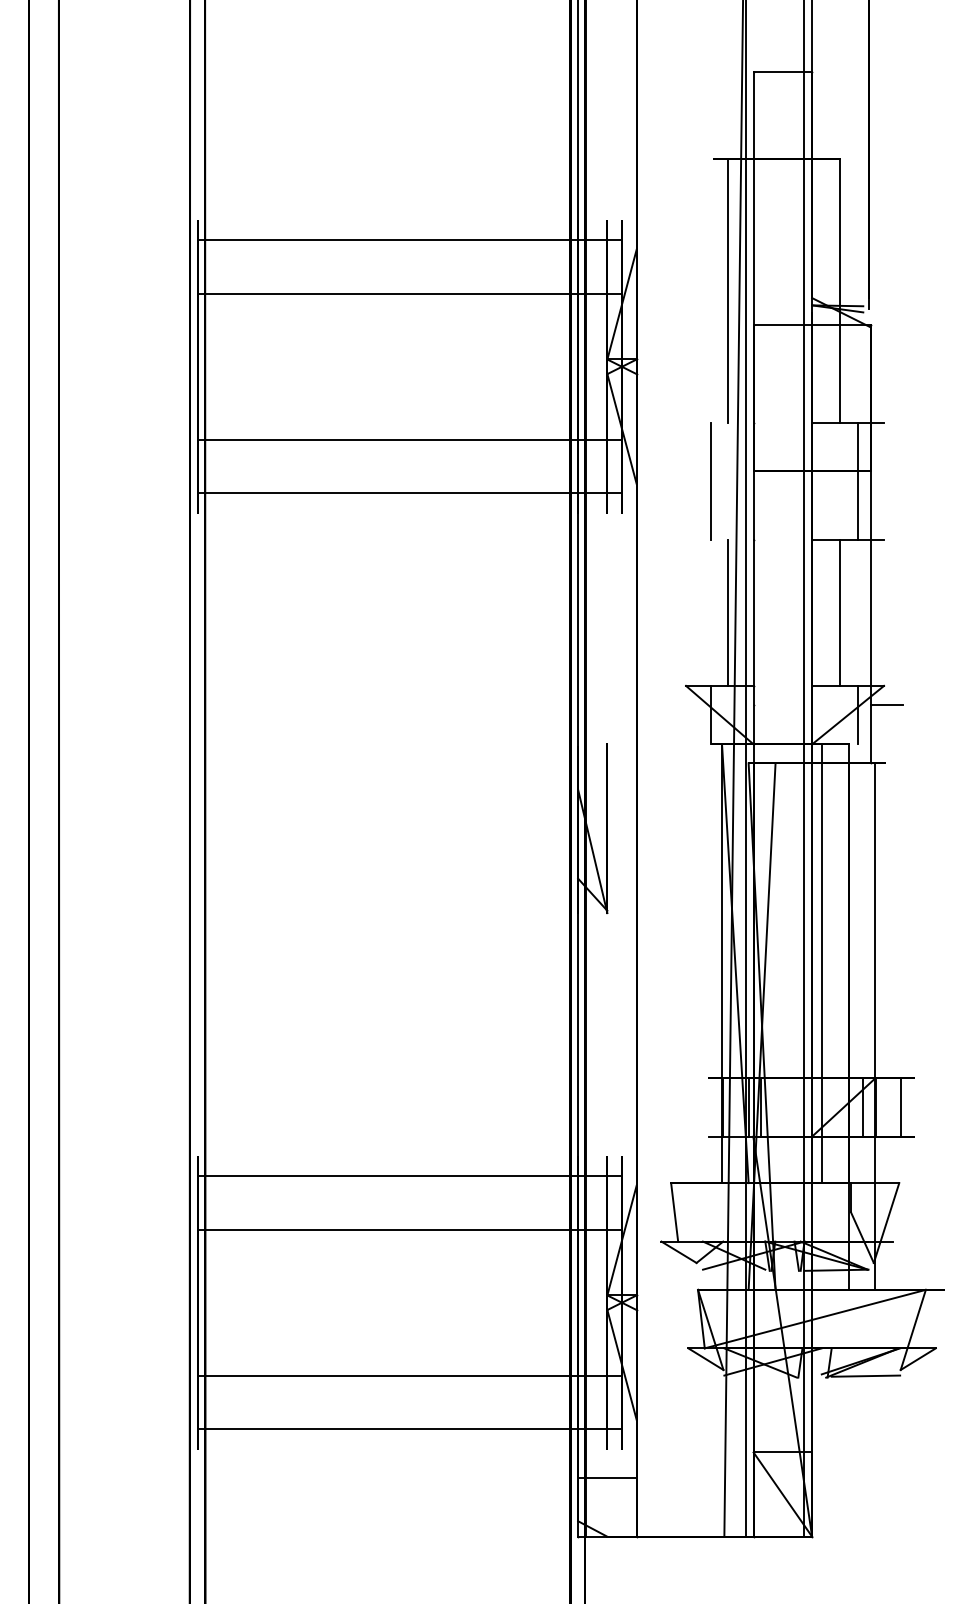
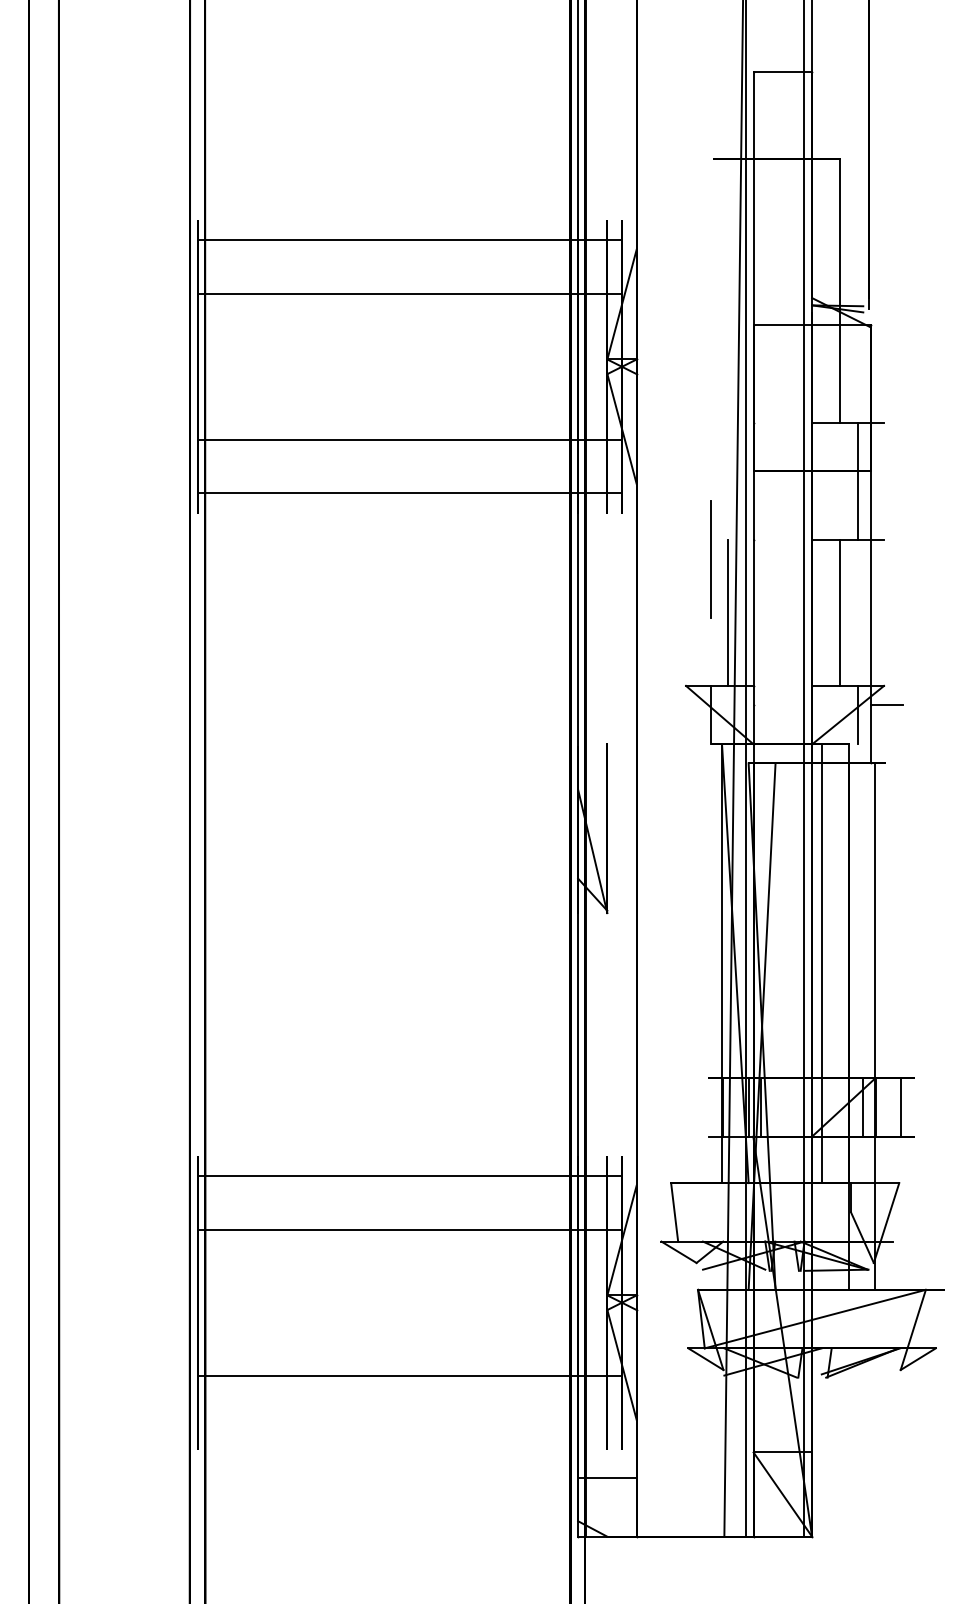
line: present -> none (728, 290)
line position: (710, 481) -> (710, 559) (710, 559)
line: present -> none (865, 1375)
line: present -> none (409, 1429)
